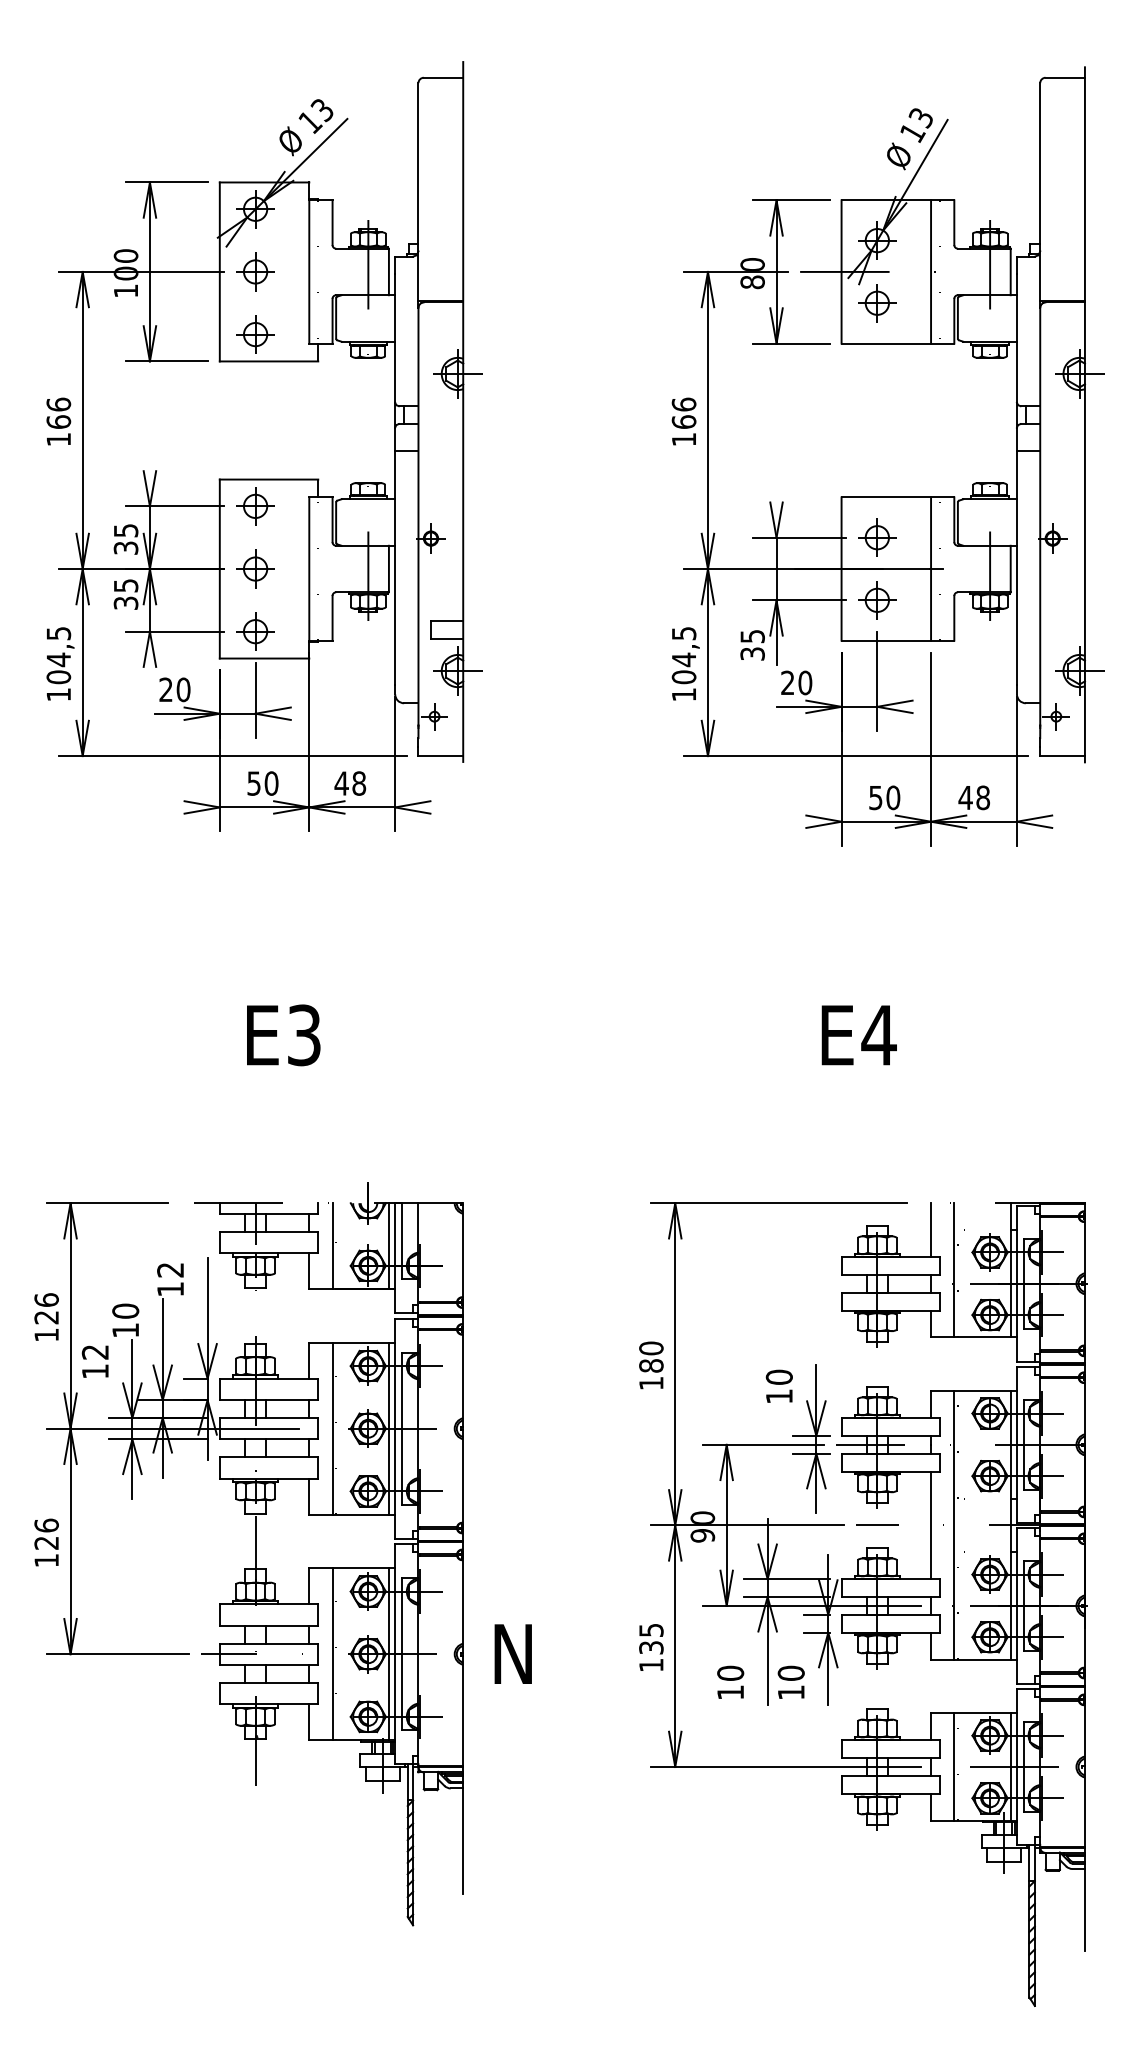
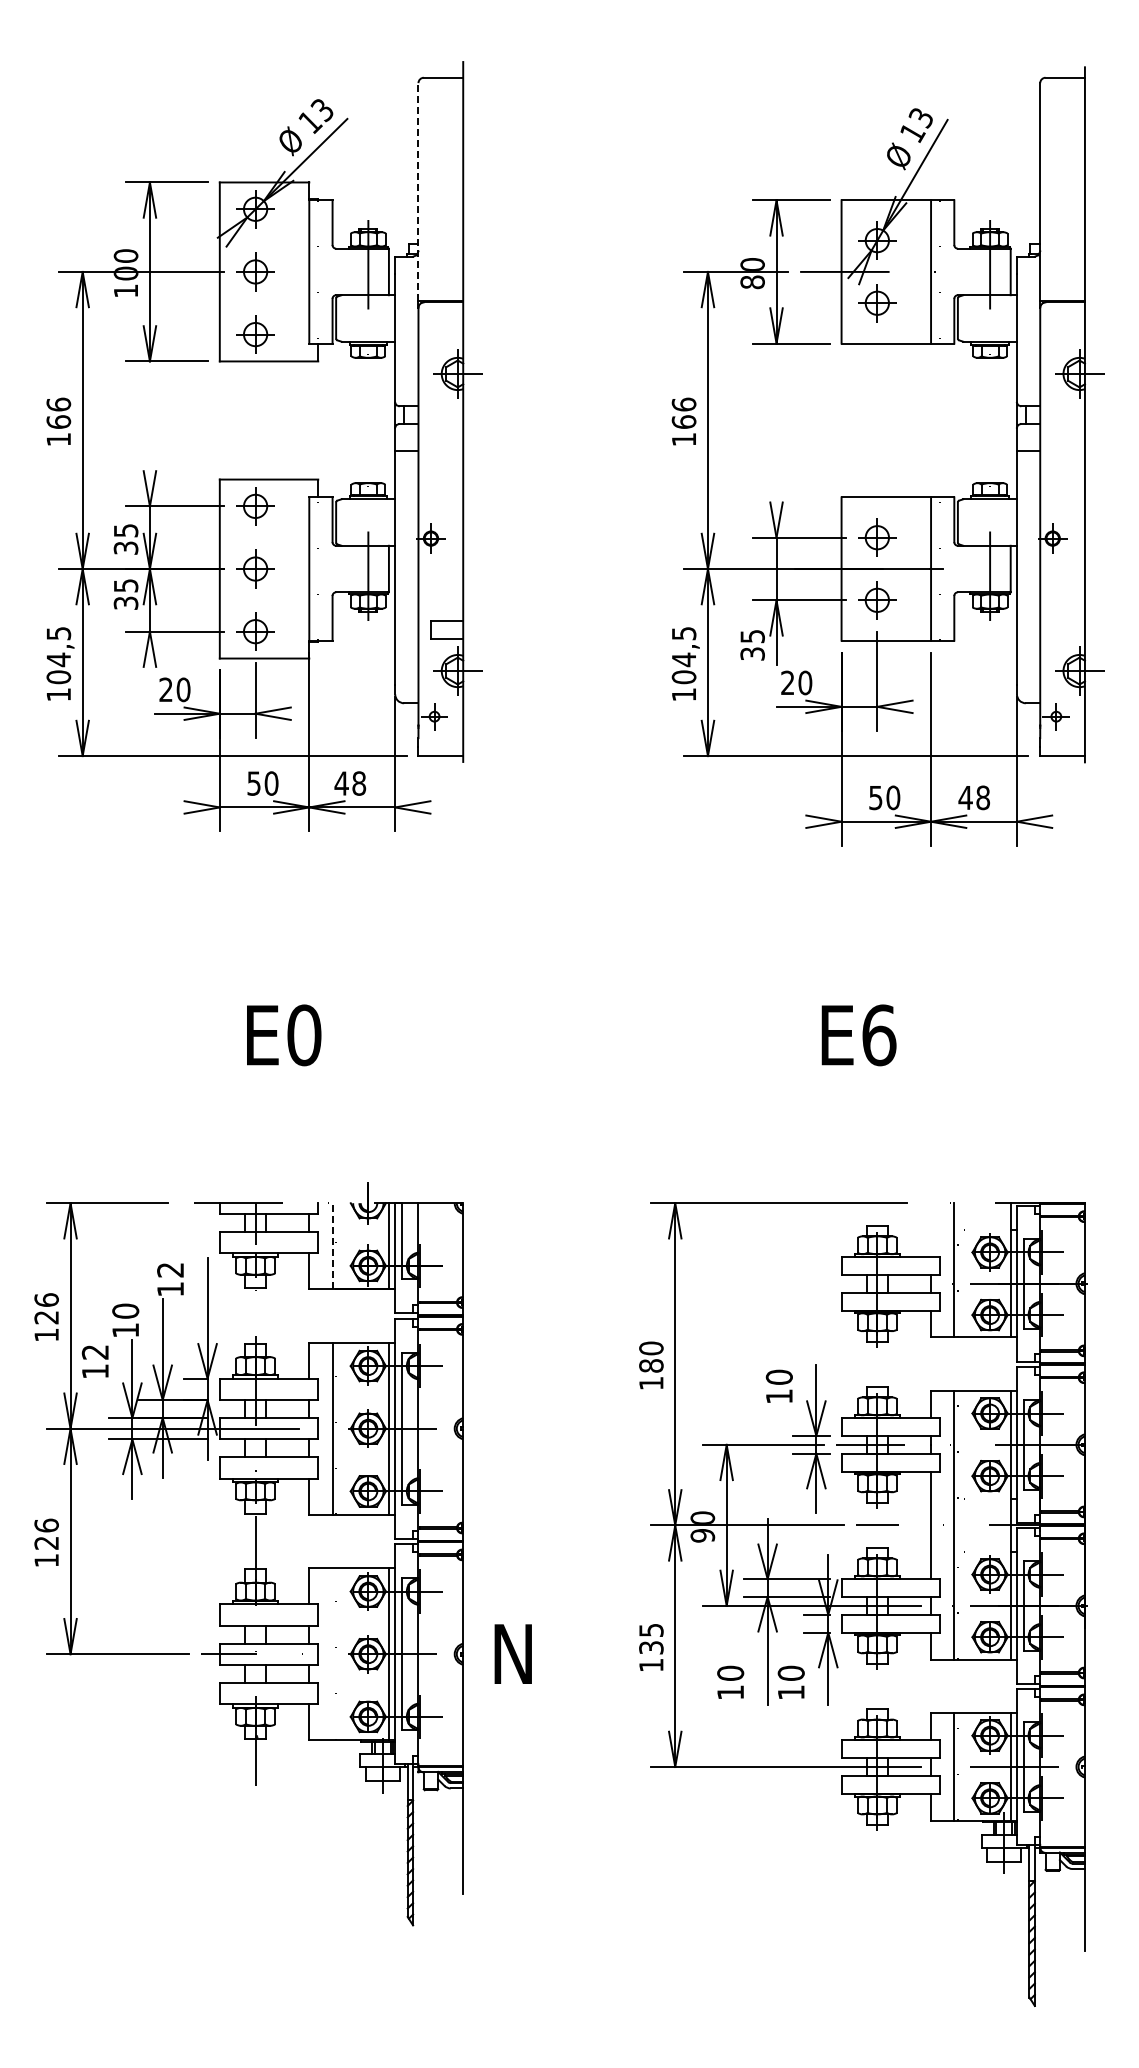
line: solid -> dashed (418, 191)
text: E3 -> E0 (304, 1035)
text: E4 -> E6 (878, 1035)
line: present -> none (931, 1229)
line: solid -> dashed (332, 1246)
line: present -> none (332, 1654)
